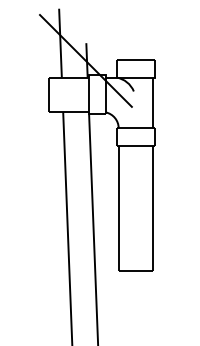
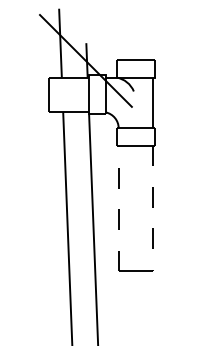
line: solid -> dashed (118, 208)
line: solid -> dashed (153, 208)
